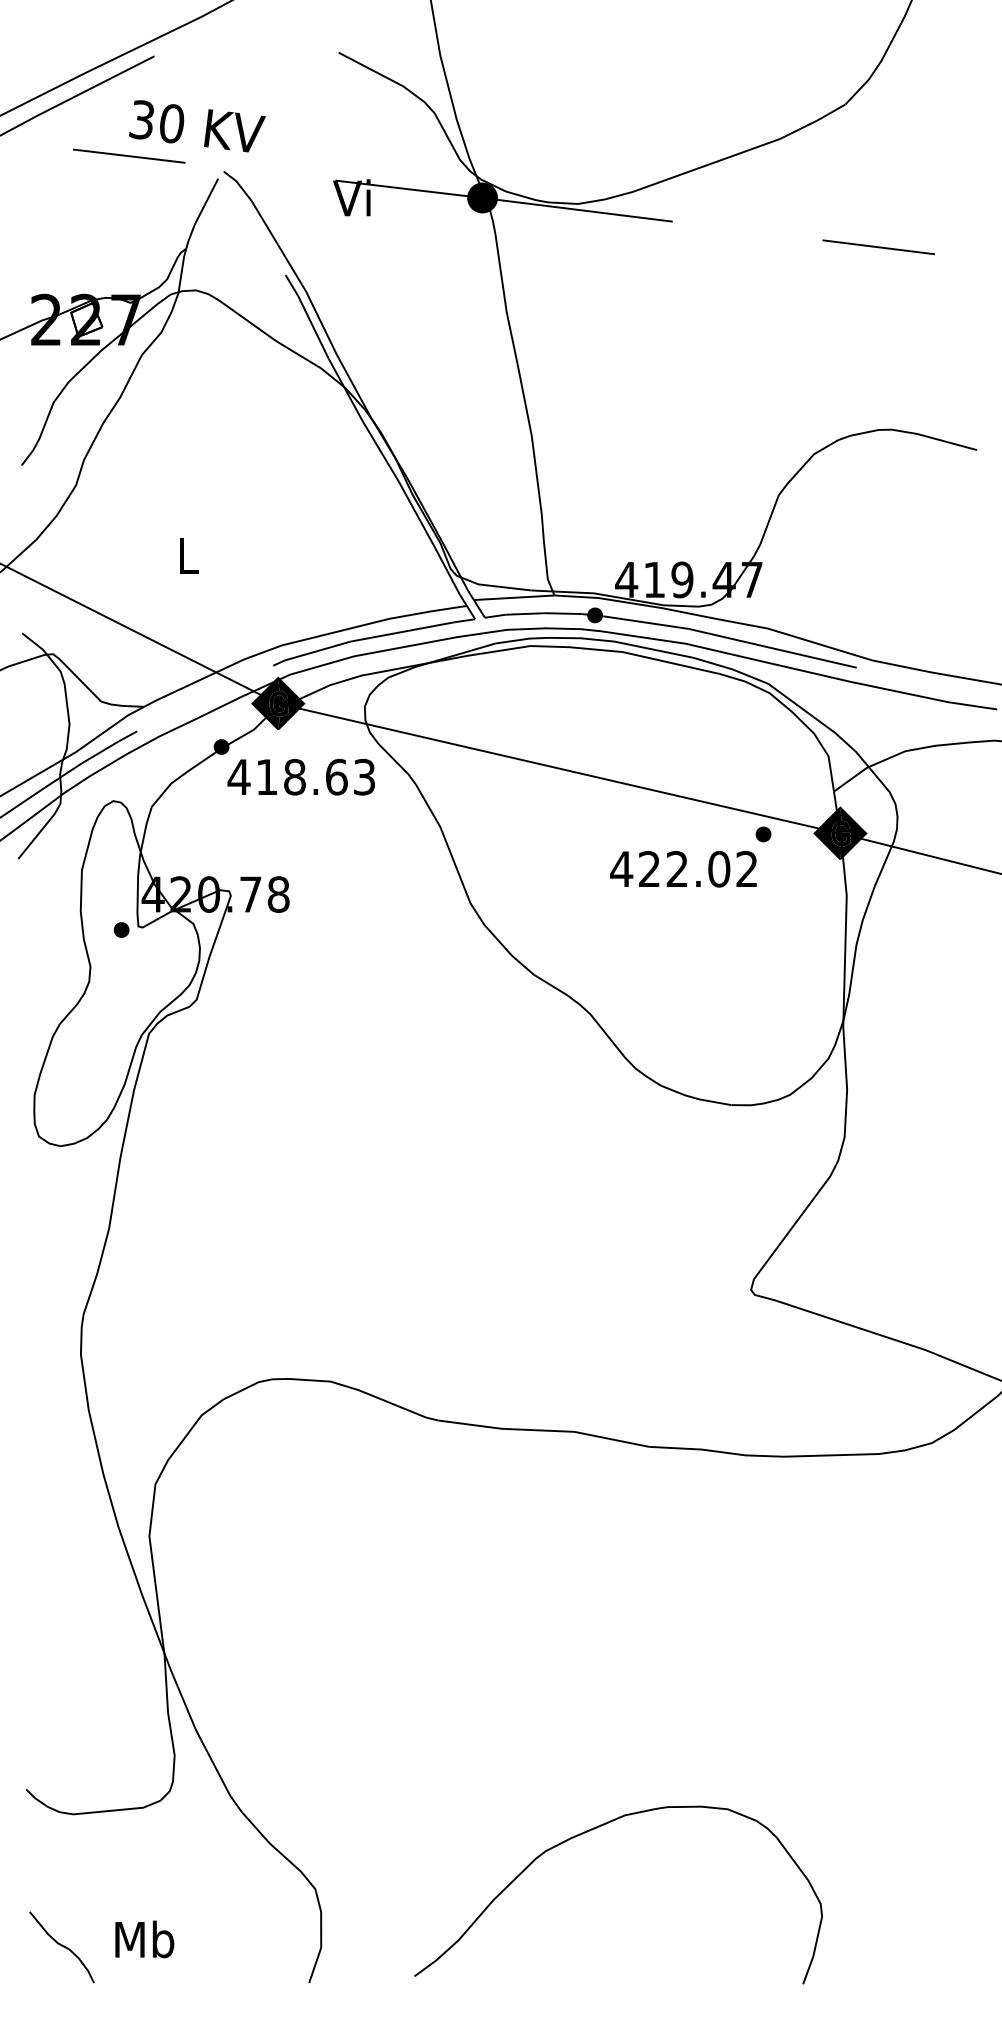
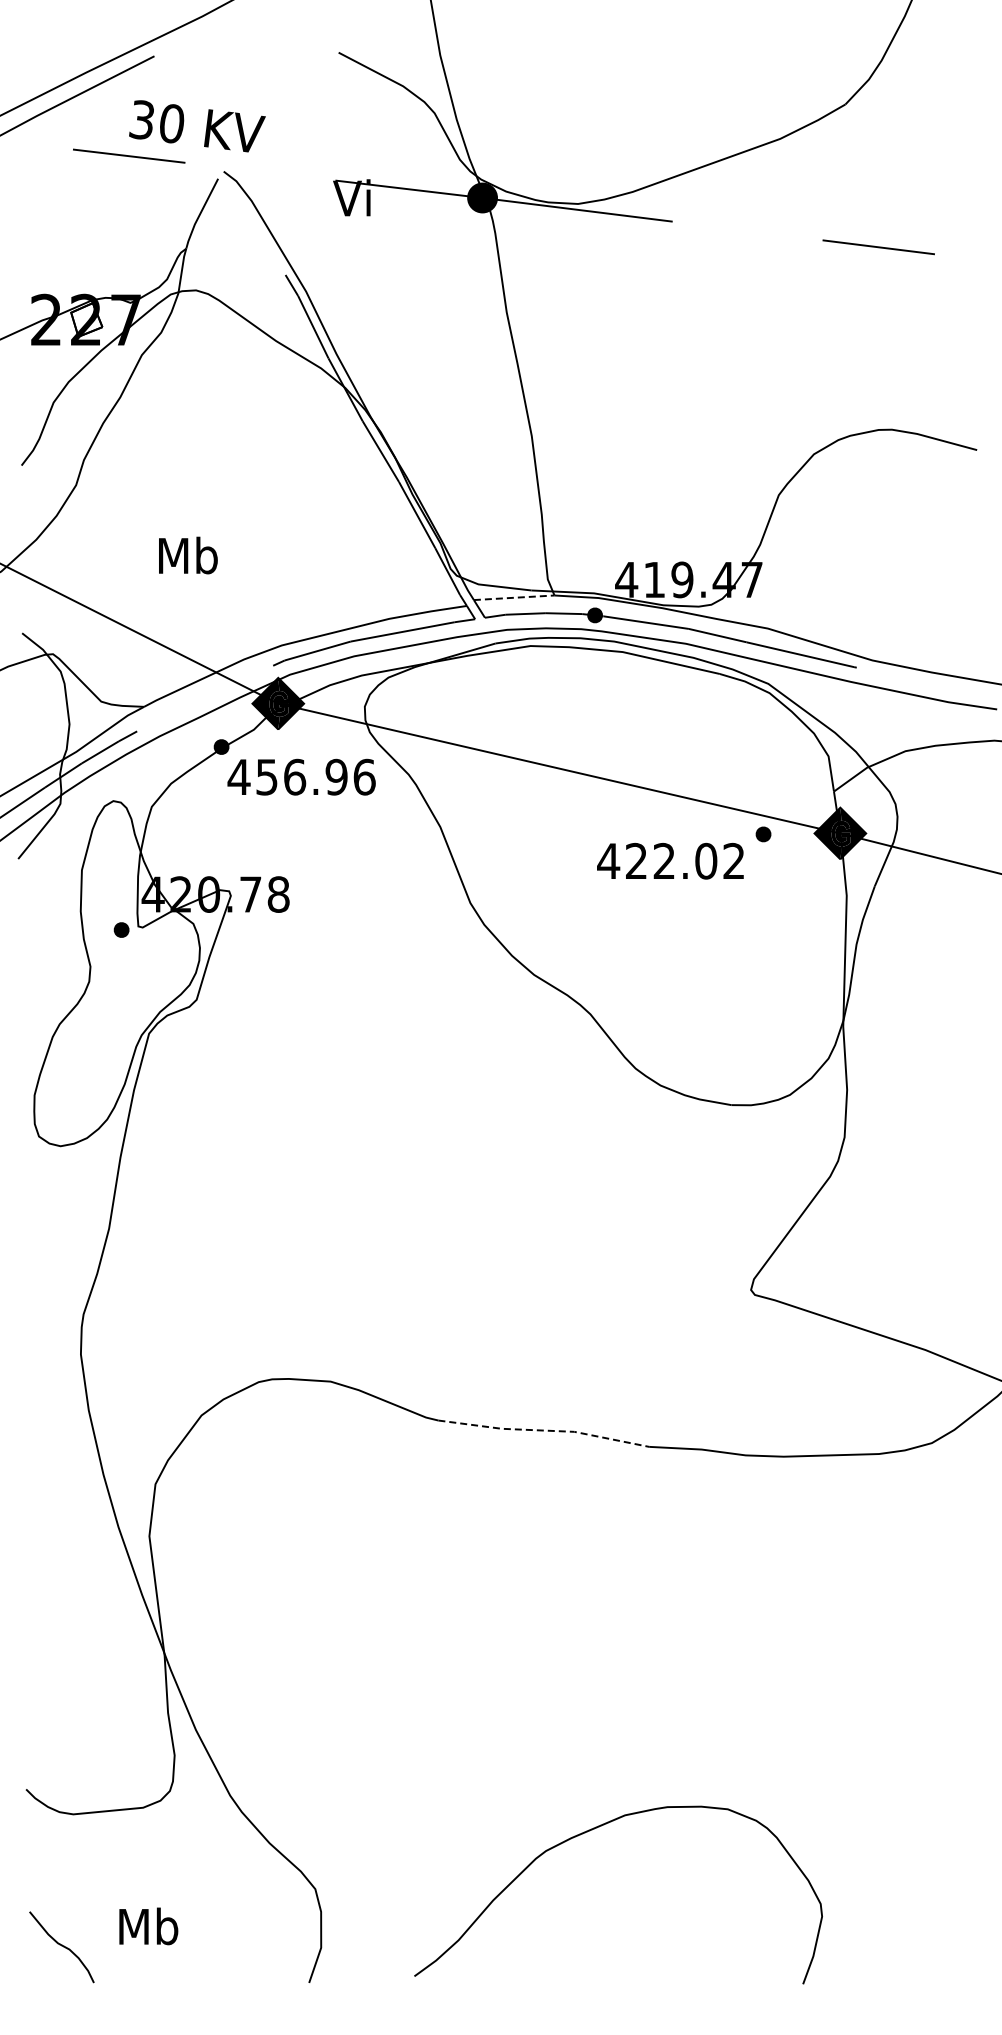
text: L -> Mb (188, 555)
line: solid -> dashed (514, 597)
text: 418.63 -> 456.96 (315, 776)
text position: (683, 868) -> (670, 860) (670, 860)
line: solid -> dashed (544, 1430)
text position: (144, 1939) -> (148, 1926) (148, 1926)
